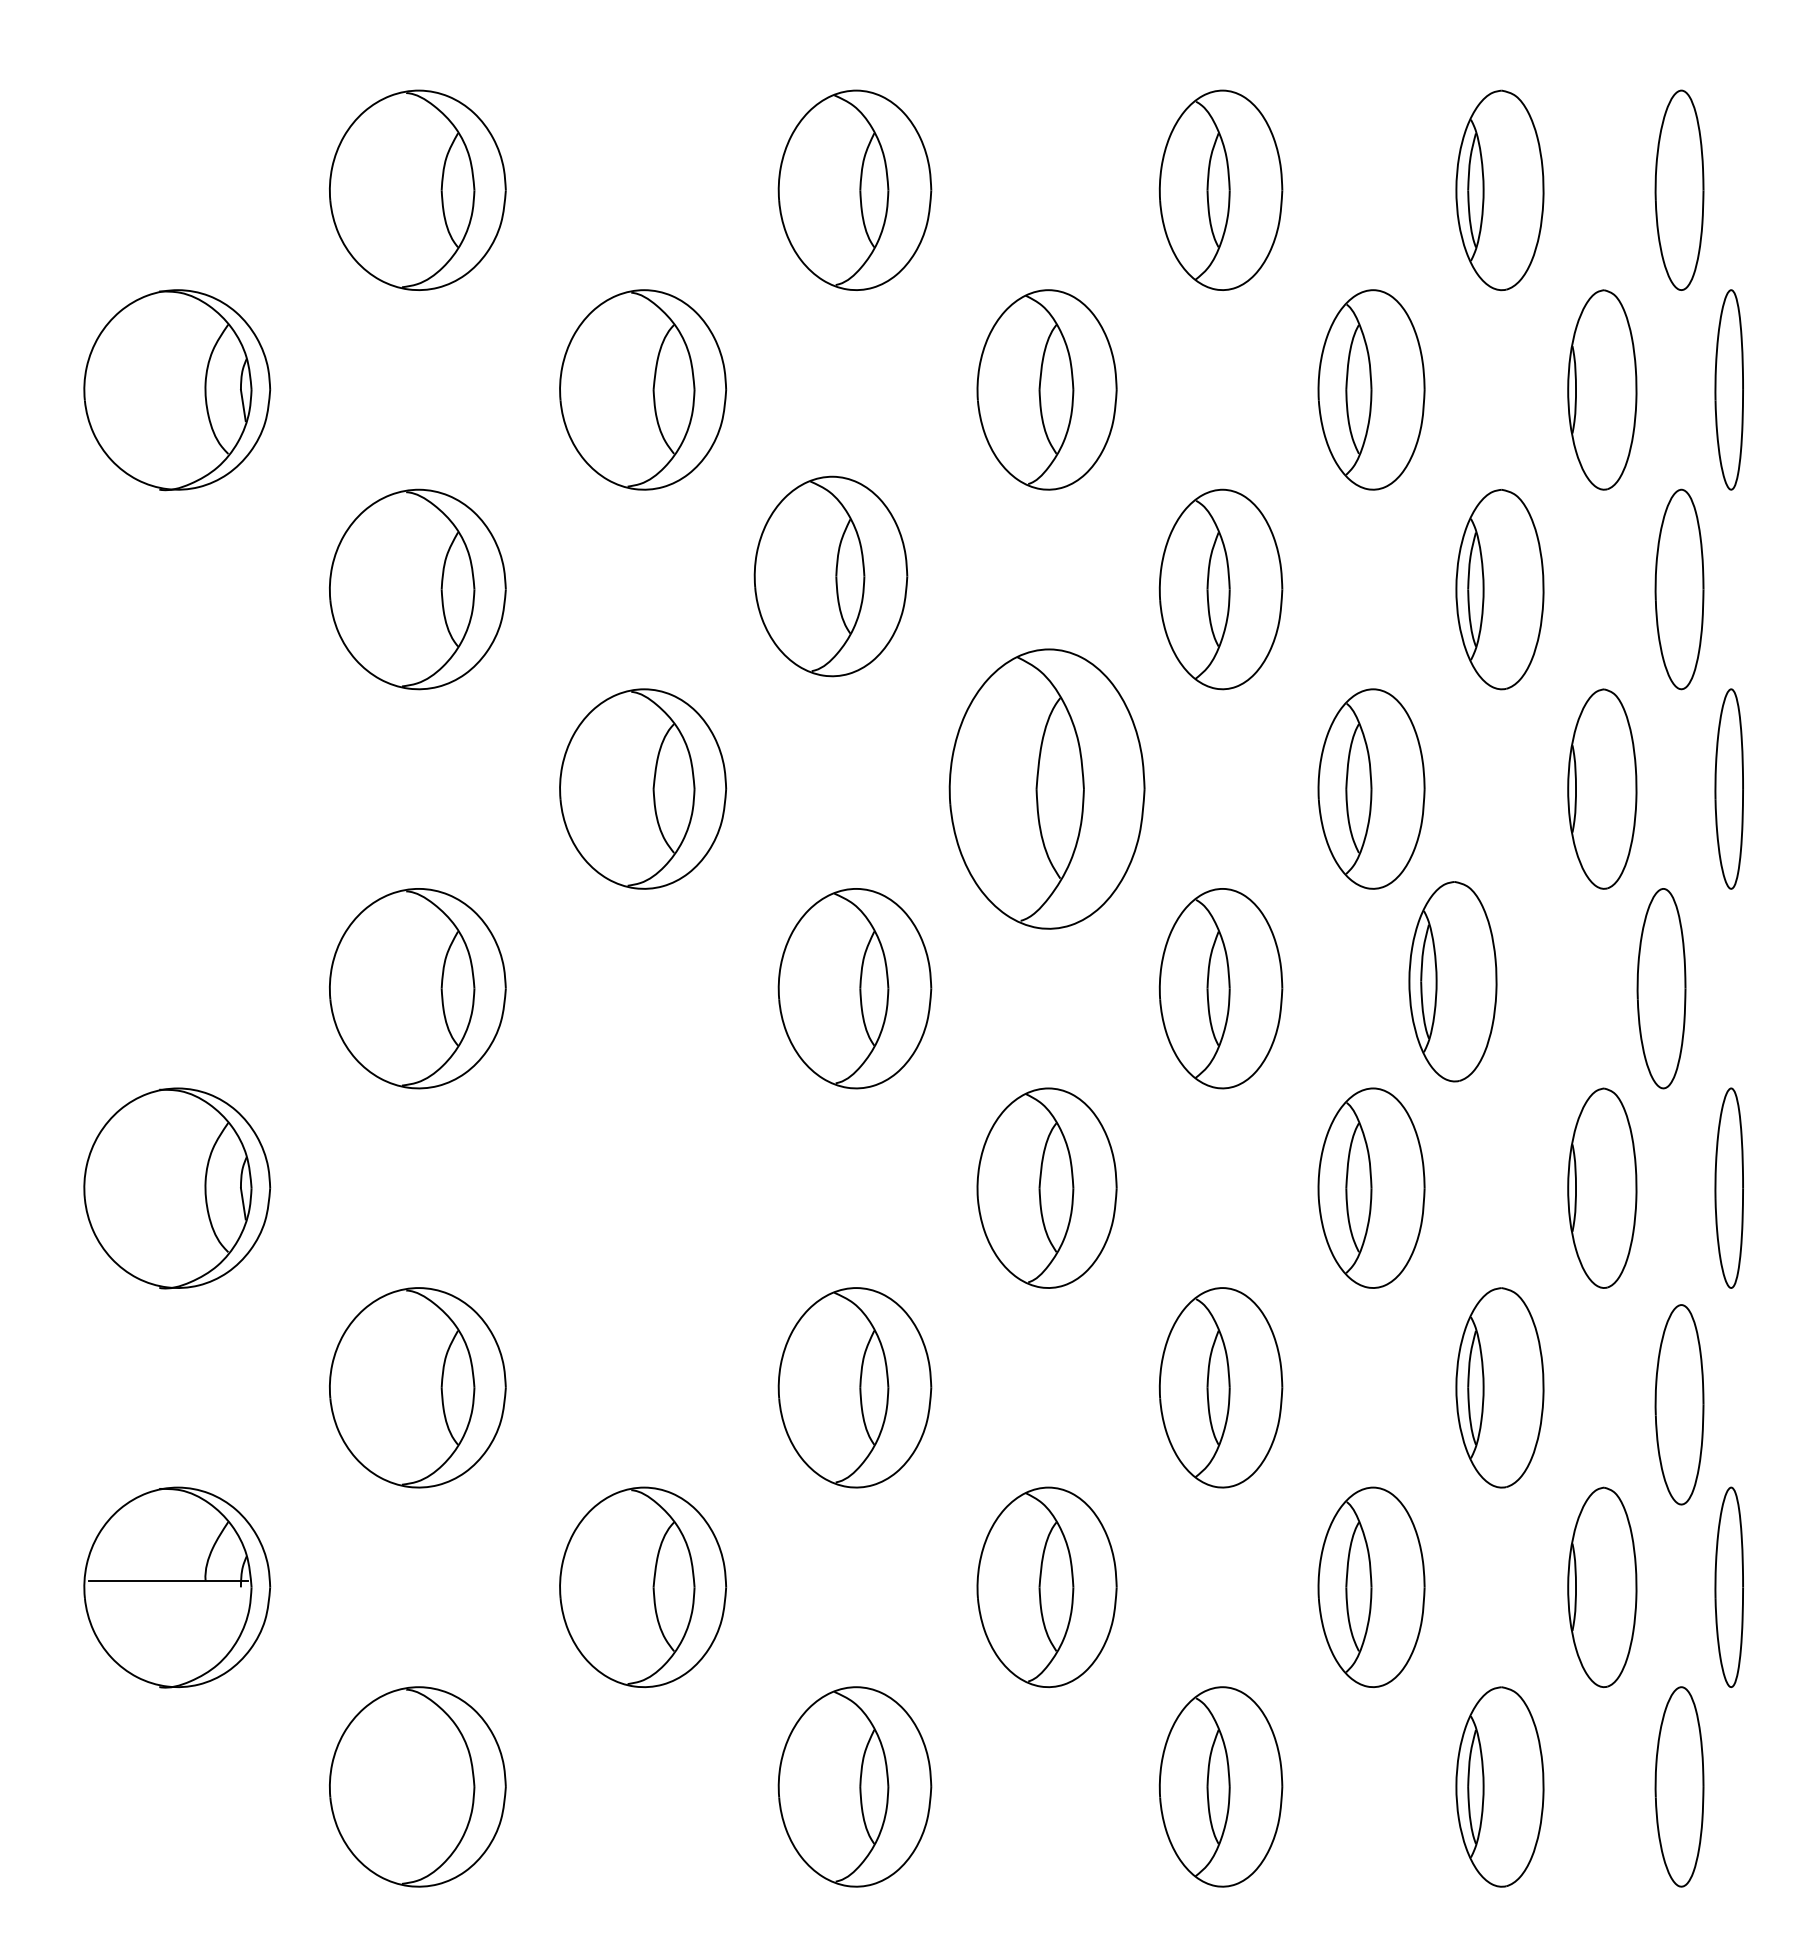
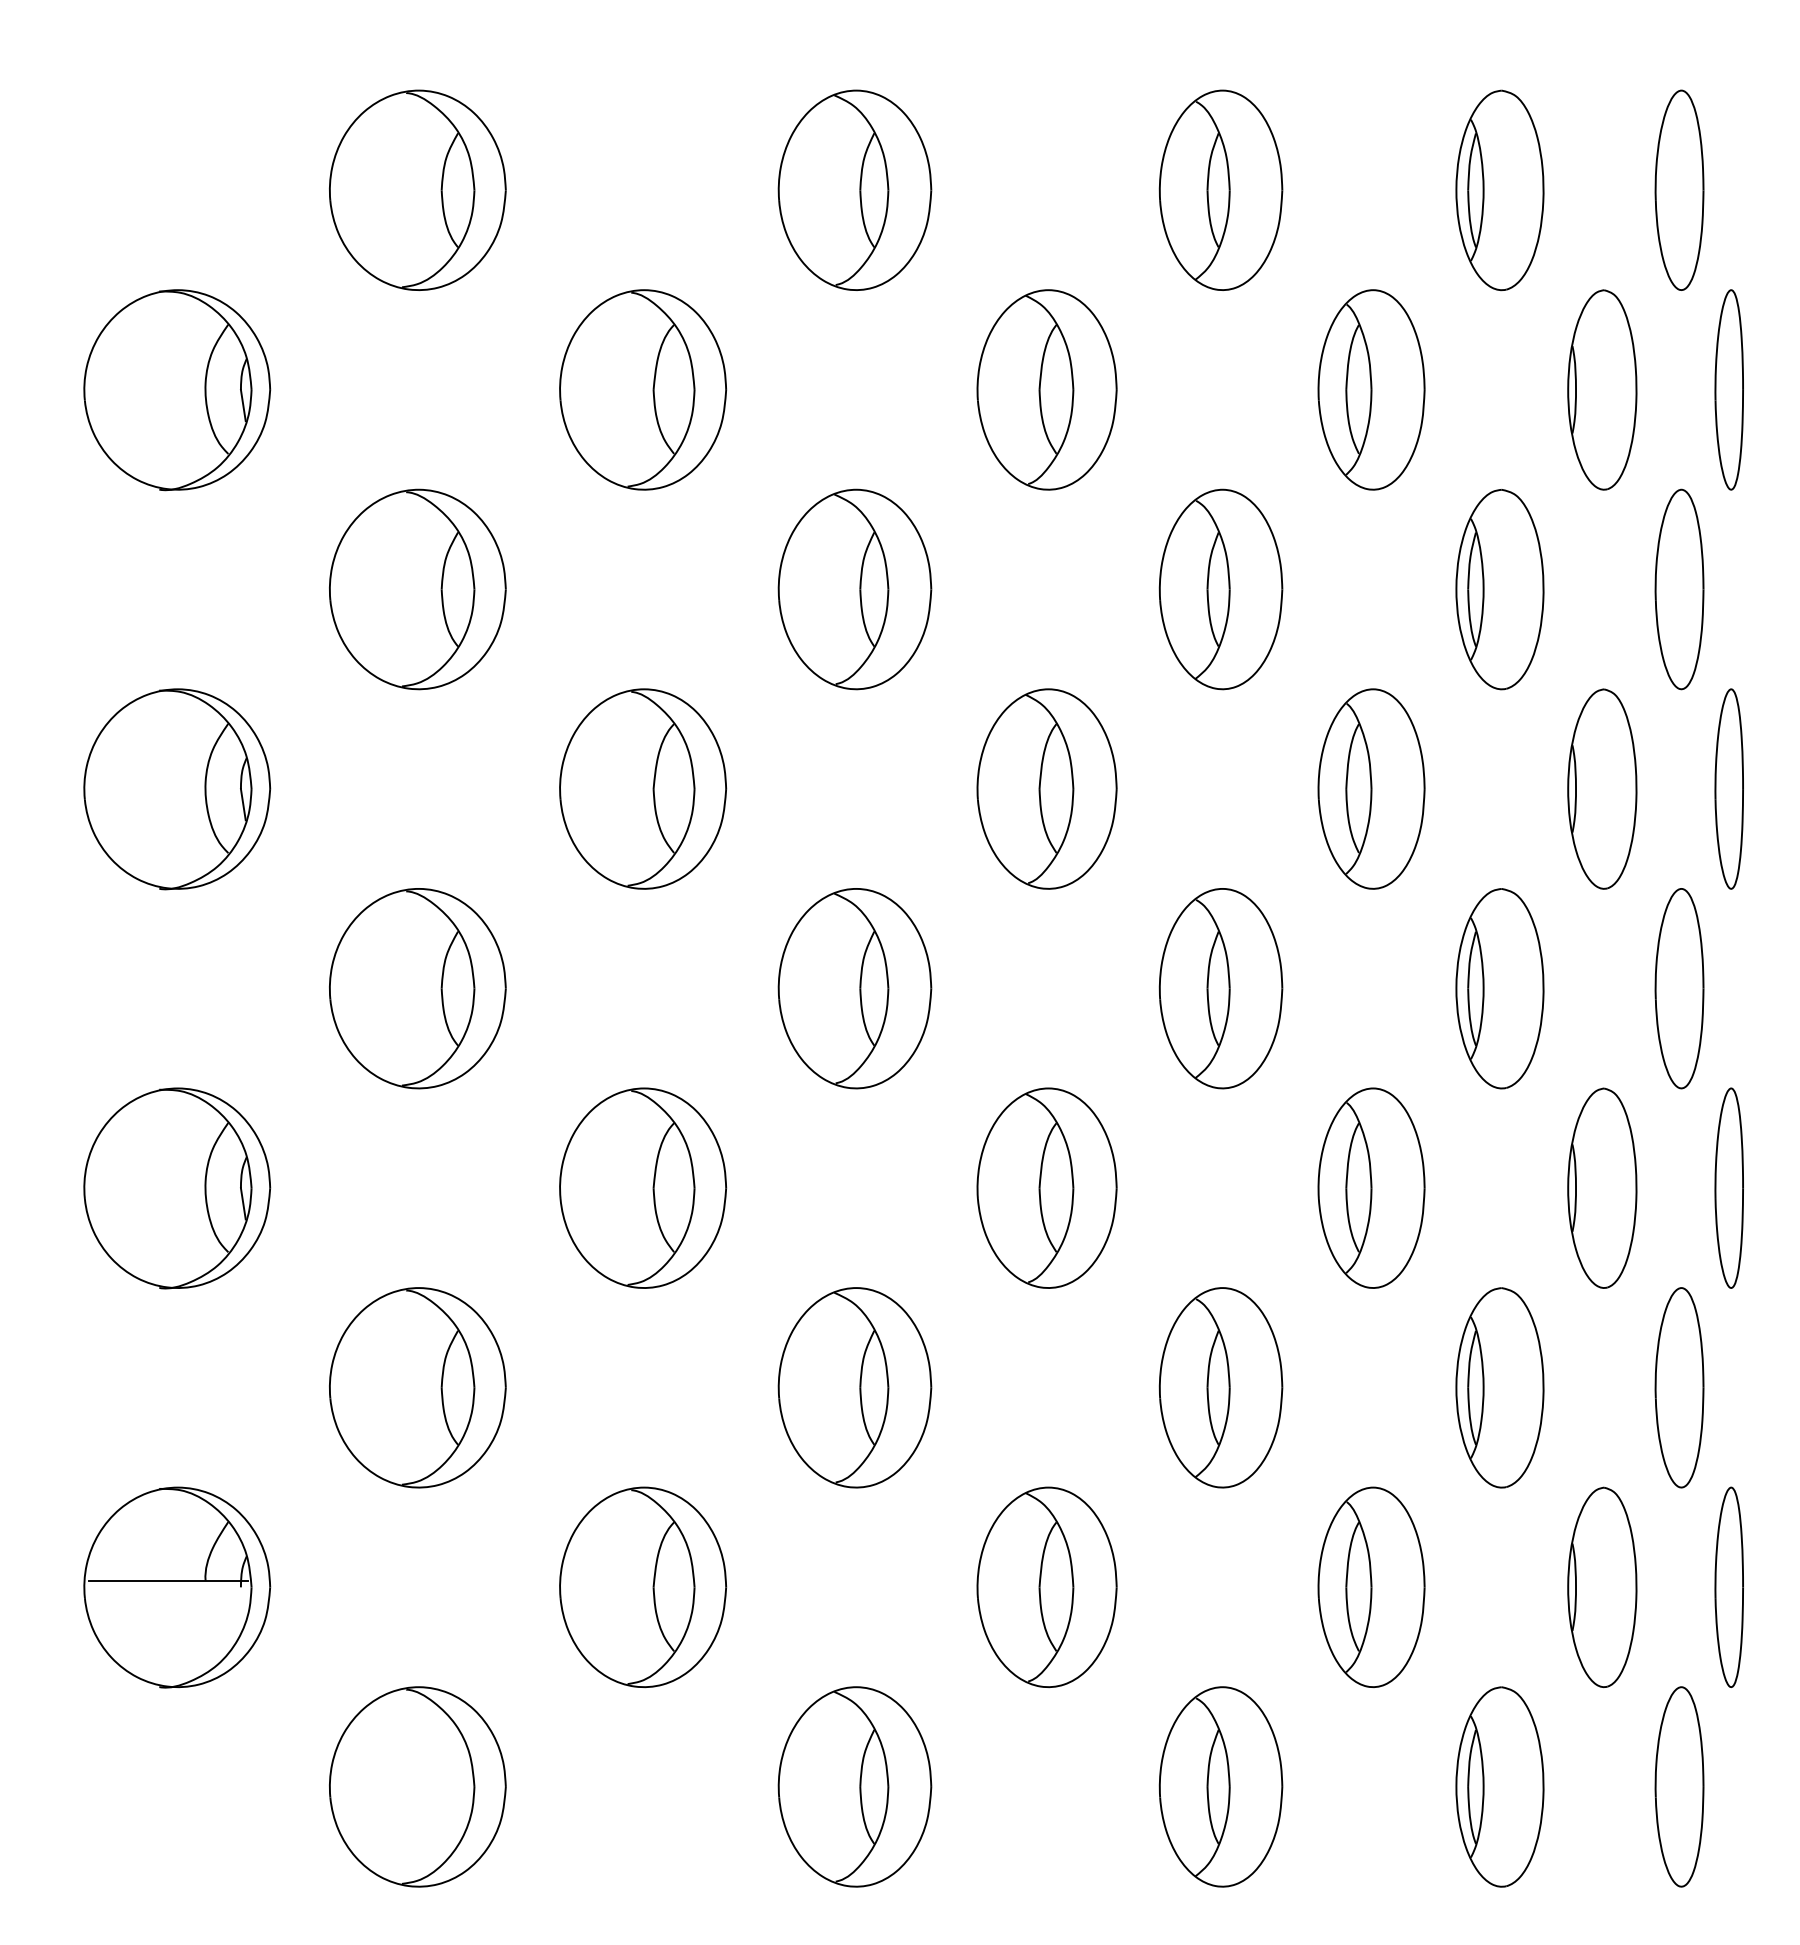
part position: (830, 576) -> (854, 589) (854, 589)
part size: 198x282 px -> 142x202 px (1046, 788)
part: none -> present (177, 789)
part position: (1452, 981) -> (1499, 988) (1499, 988)
part position: (1661, 988) -> (1679, 988) (1679, 988)
part: none -> present (643, 1187)
part position: (1679, 1404) -> (1679, 1387) (1679, 1387)
